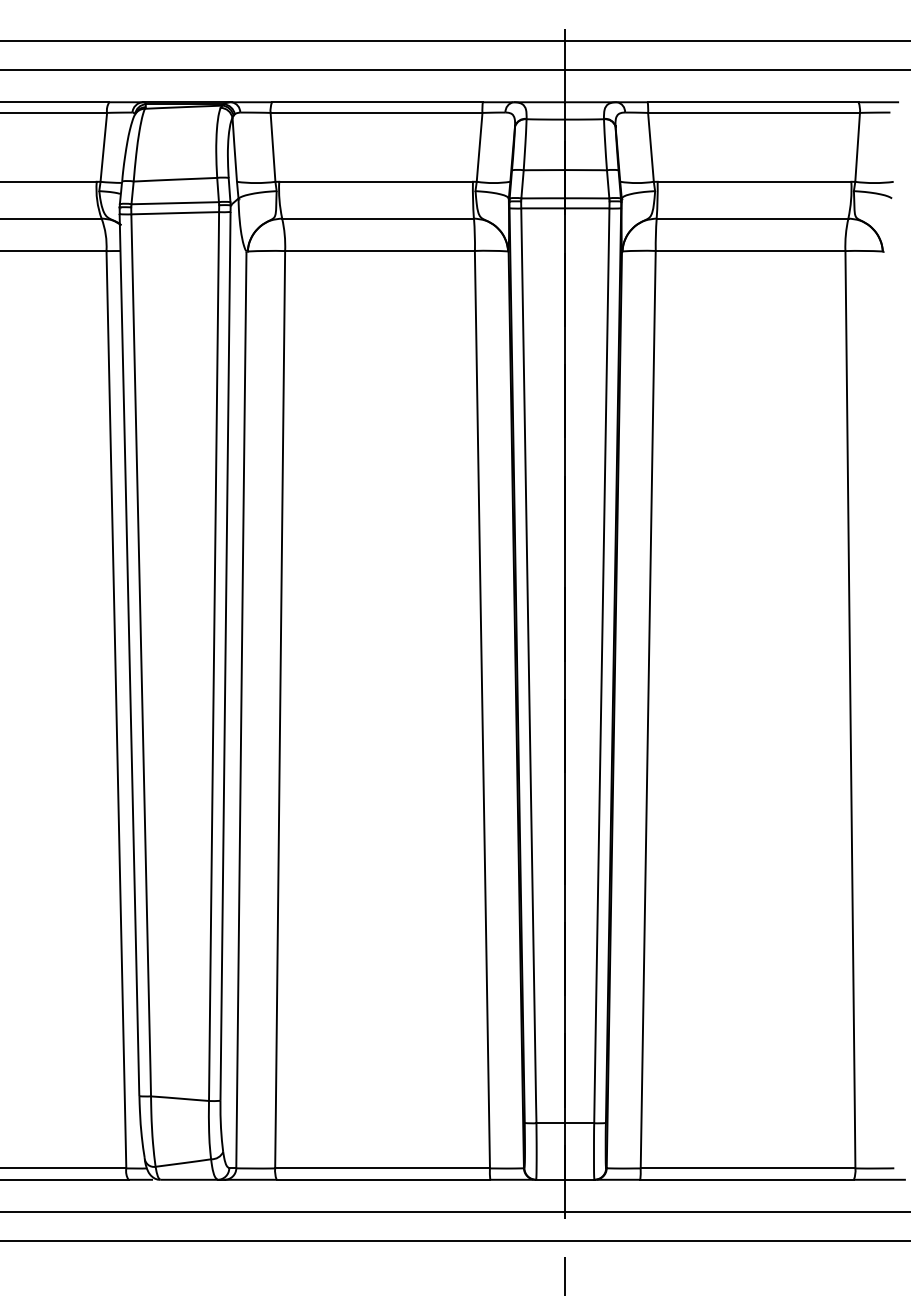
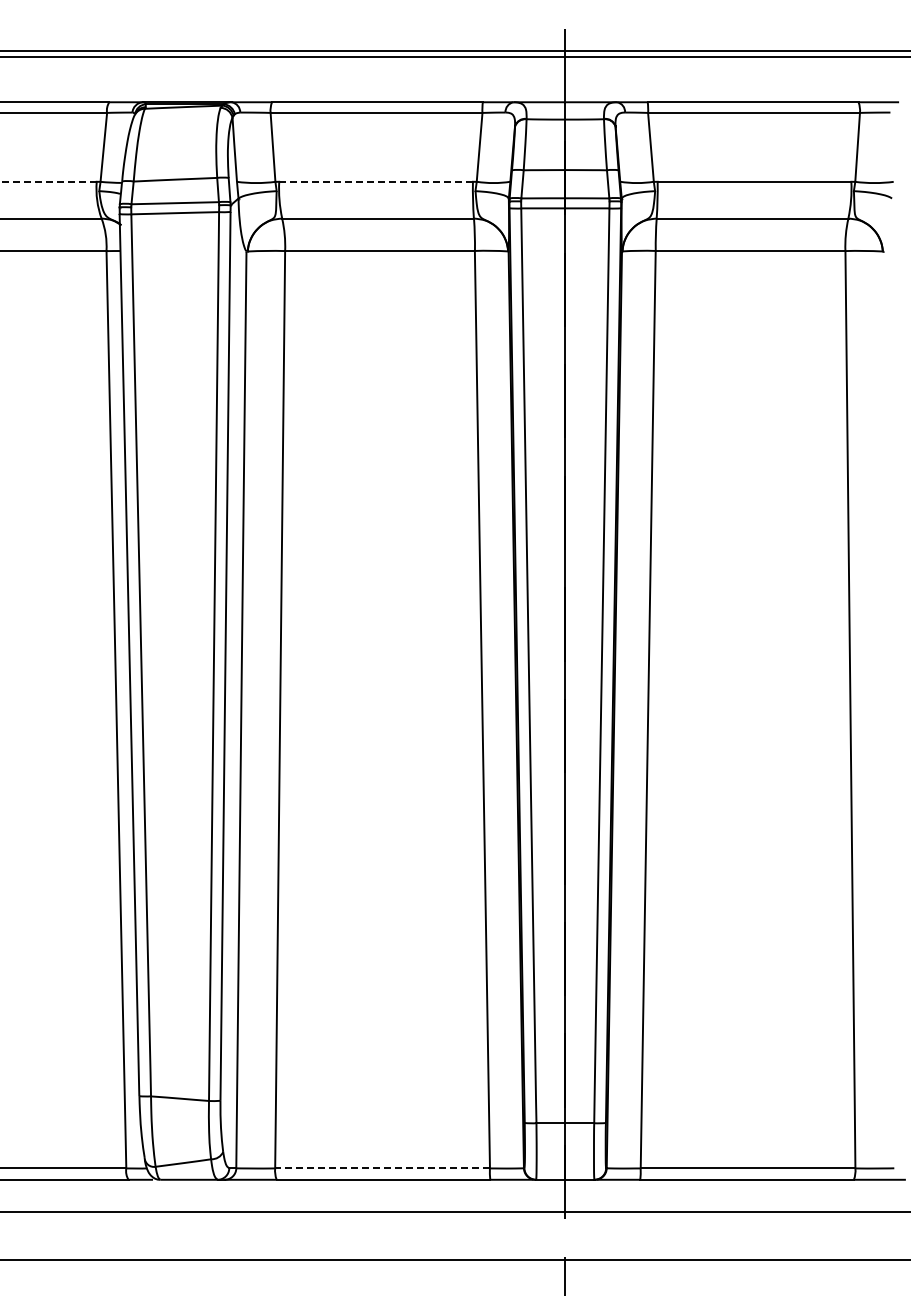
line position: (454, 41) -> (454, 57) (454, 57)
line position: (454, 69) -> (454, 50) (454, 50)
line: solid -> dashed (48, 181)
line: solid -> dashed (376, 181)
line: solid -> dashed (382, 1168)
line position: (454, 1240) -> (454, 1259) (454, 1259)
